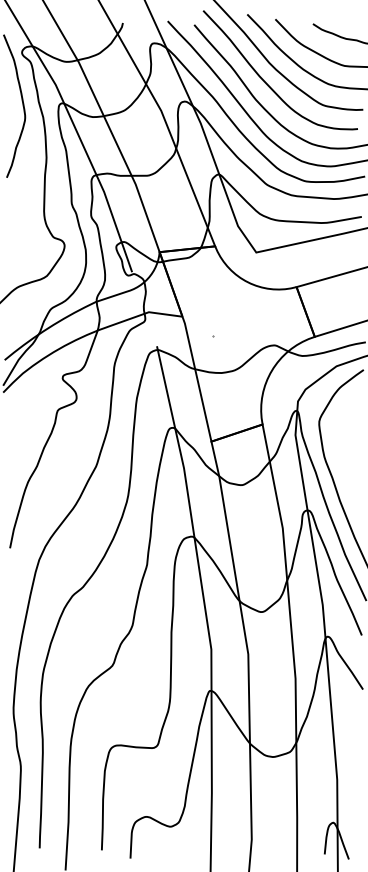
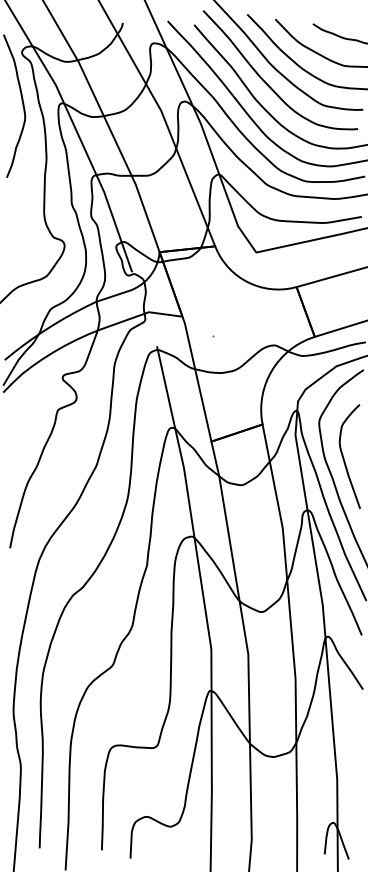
curve: none -> present (344, 457)
